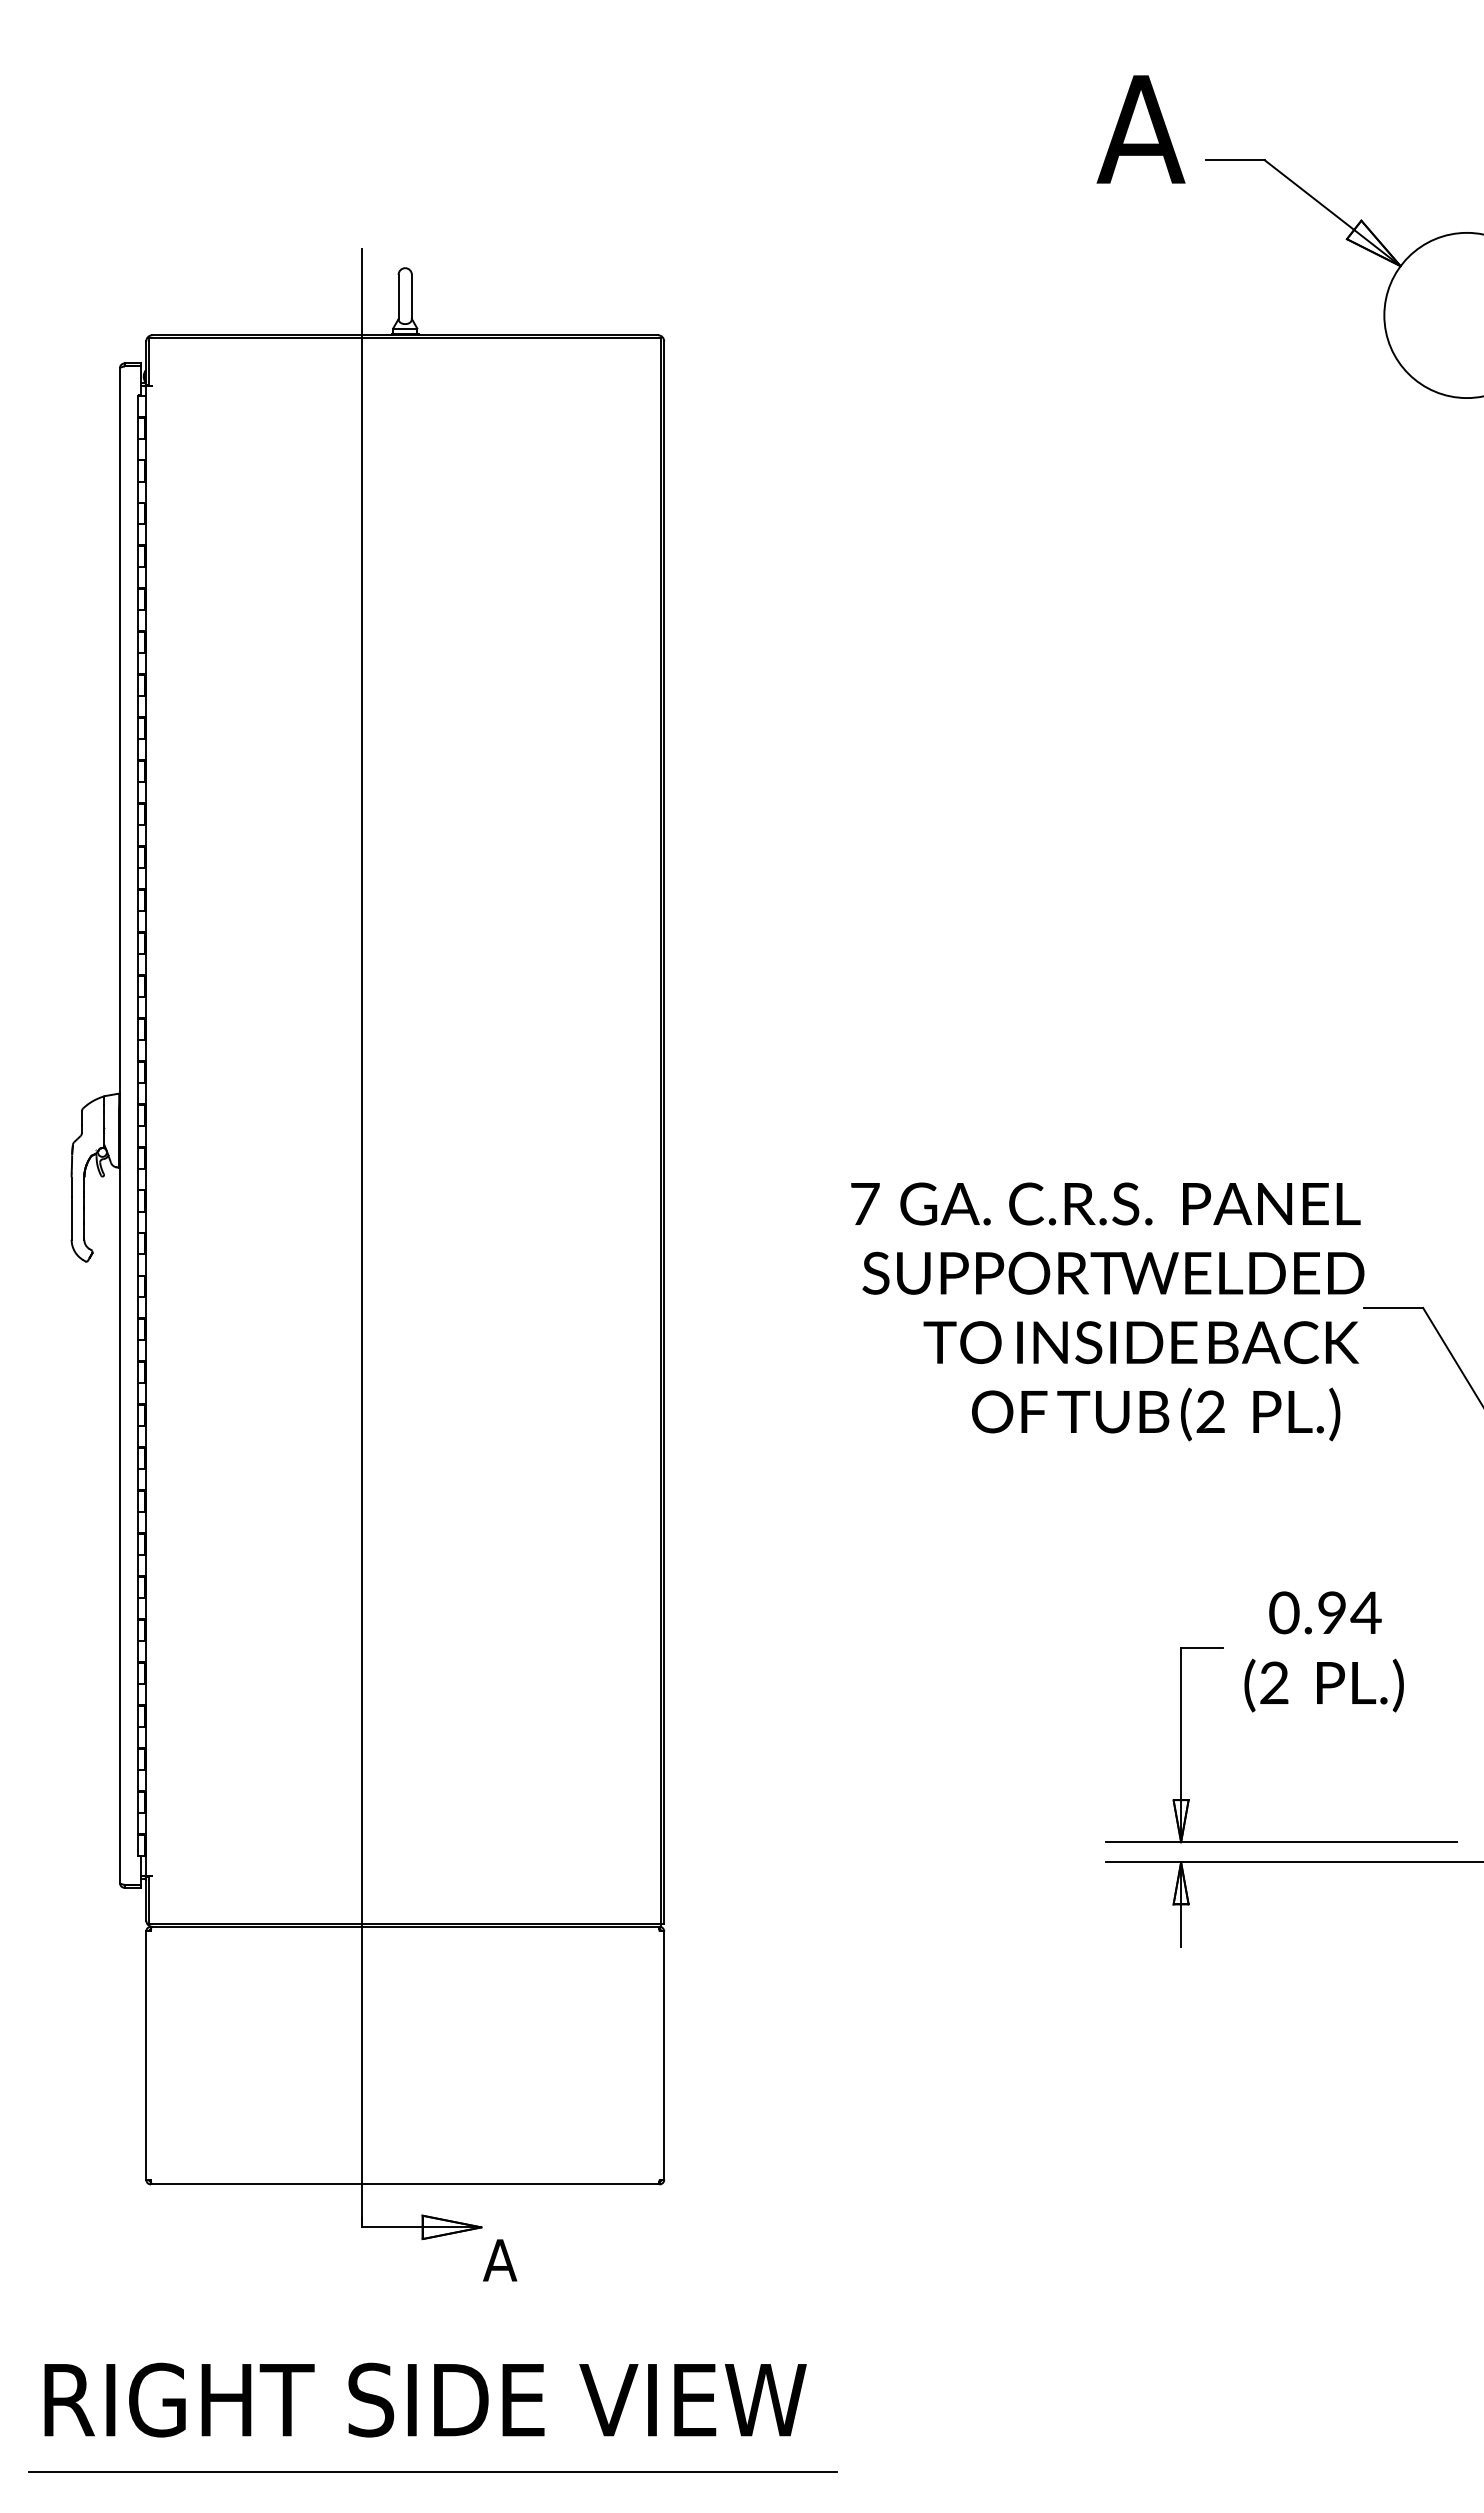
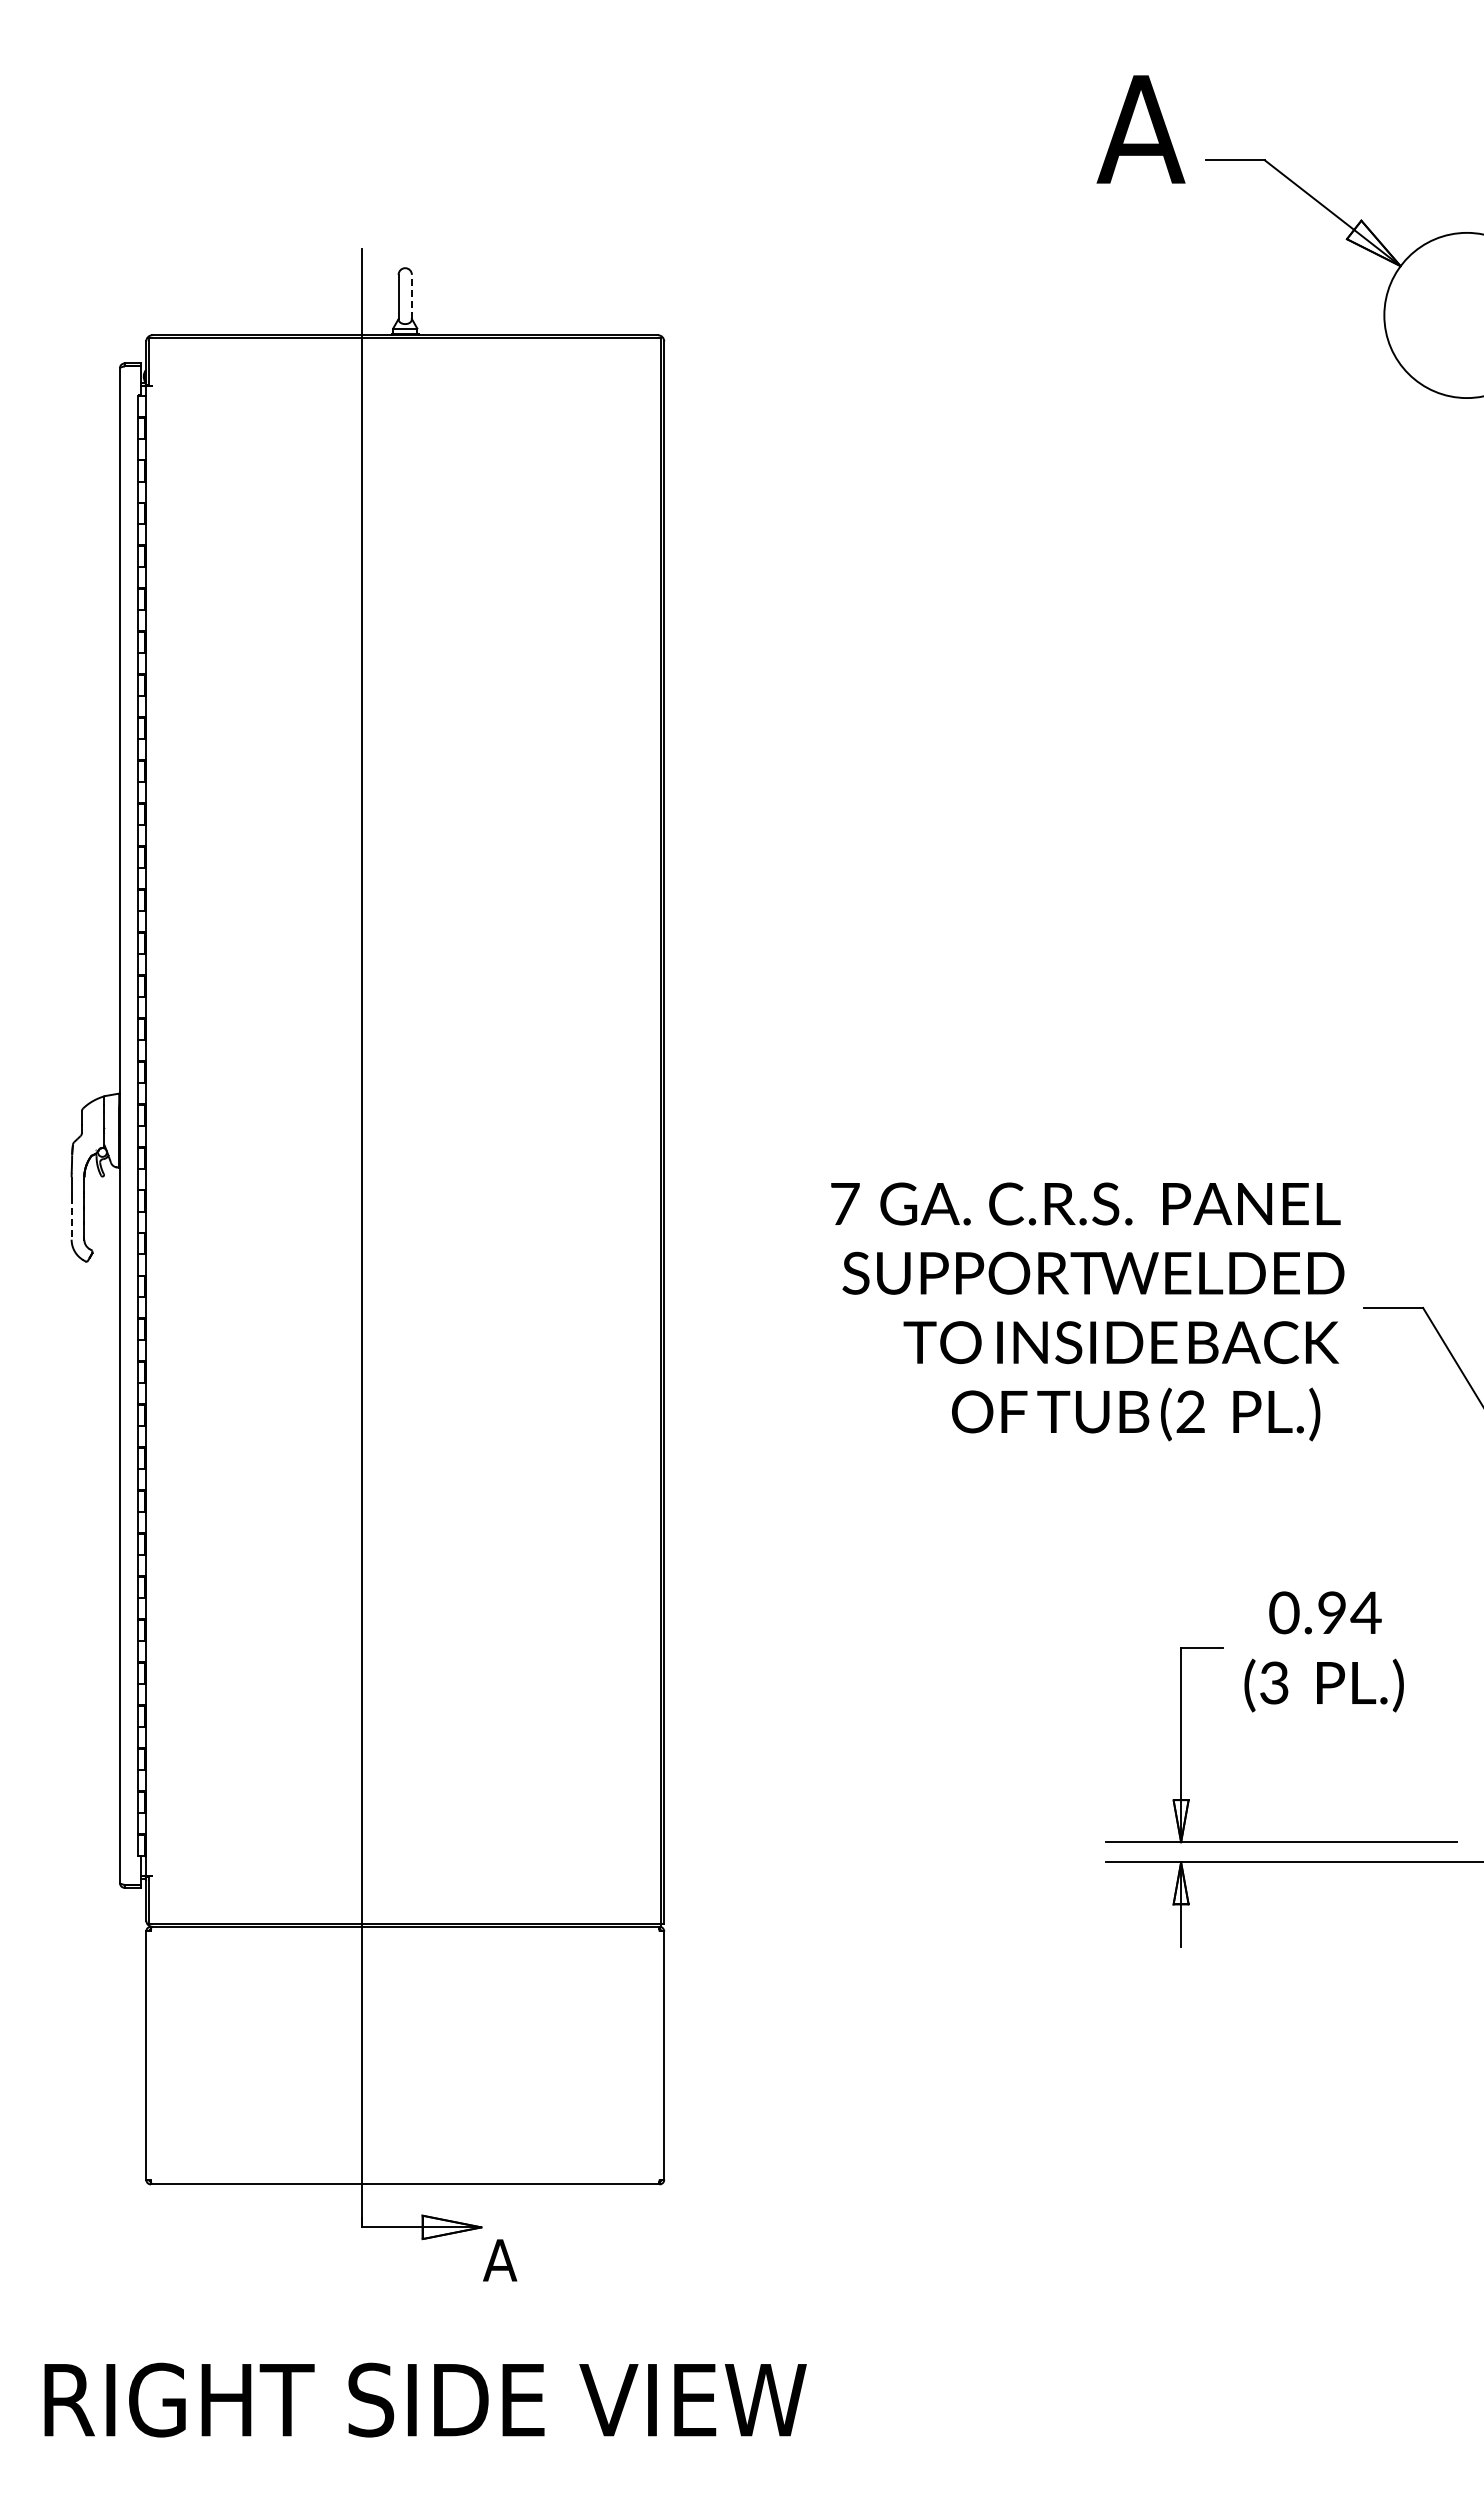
line: solid -> dashed (411, 296)
line: solid -> dashed (71, 1219)
text position: (1107, 1311) -> (1087, 1311) (1087, 1311)
text: (2 -> (3 (1274, 1683)
line: present -> none (432, 2471)
